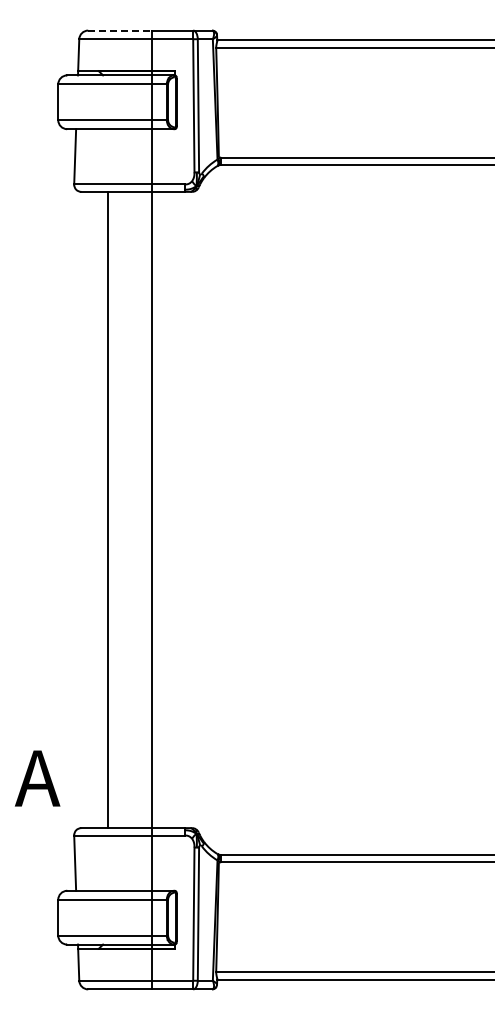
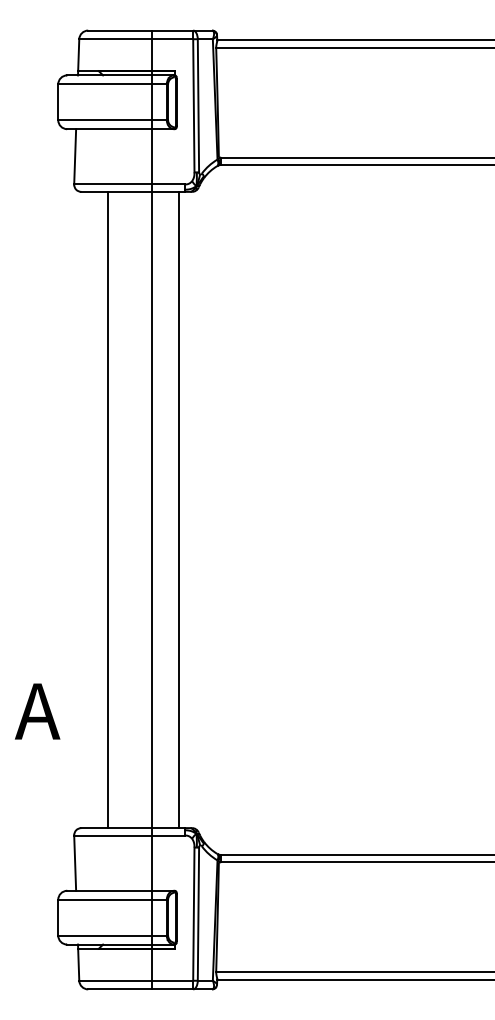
line: dashed -> solid (120, 30)
line: none -> present (179, 509)
text position: (37, 778) -> (37, 711) (37, 711)
